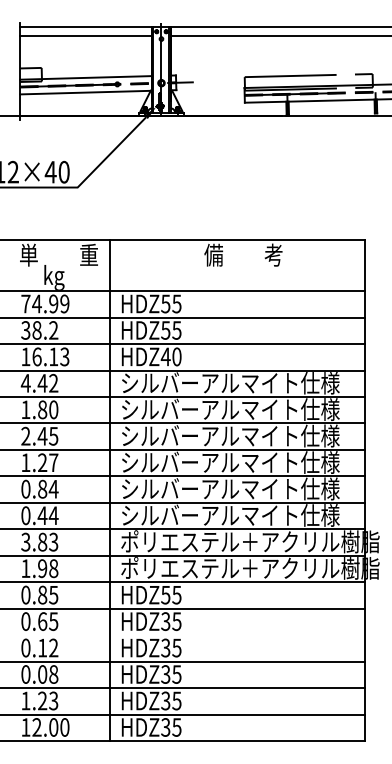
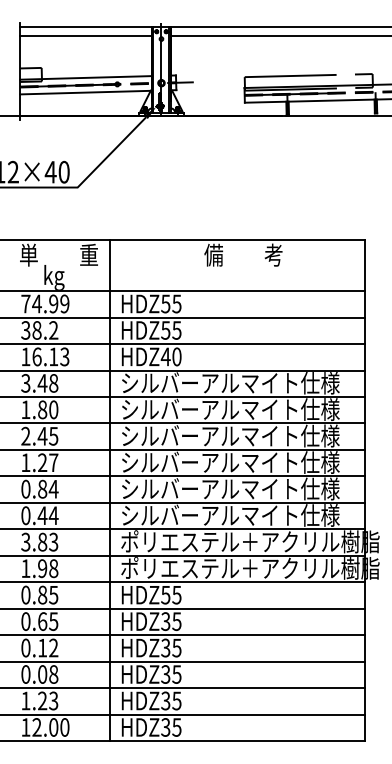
text: 4.42 -> 3.48 (39, 383)
line: none -> present (183, 635)
